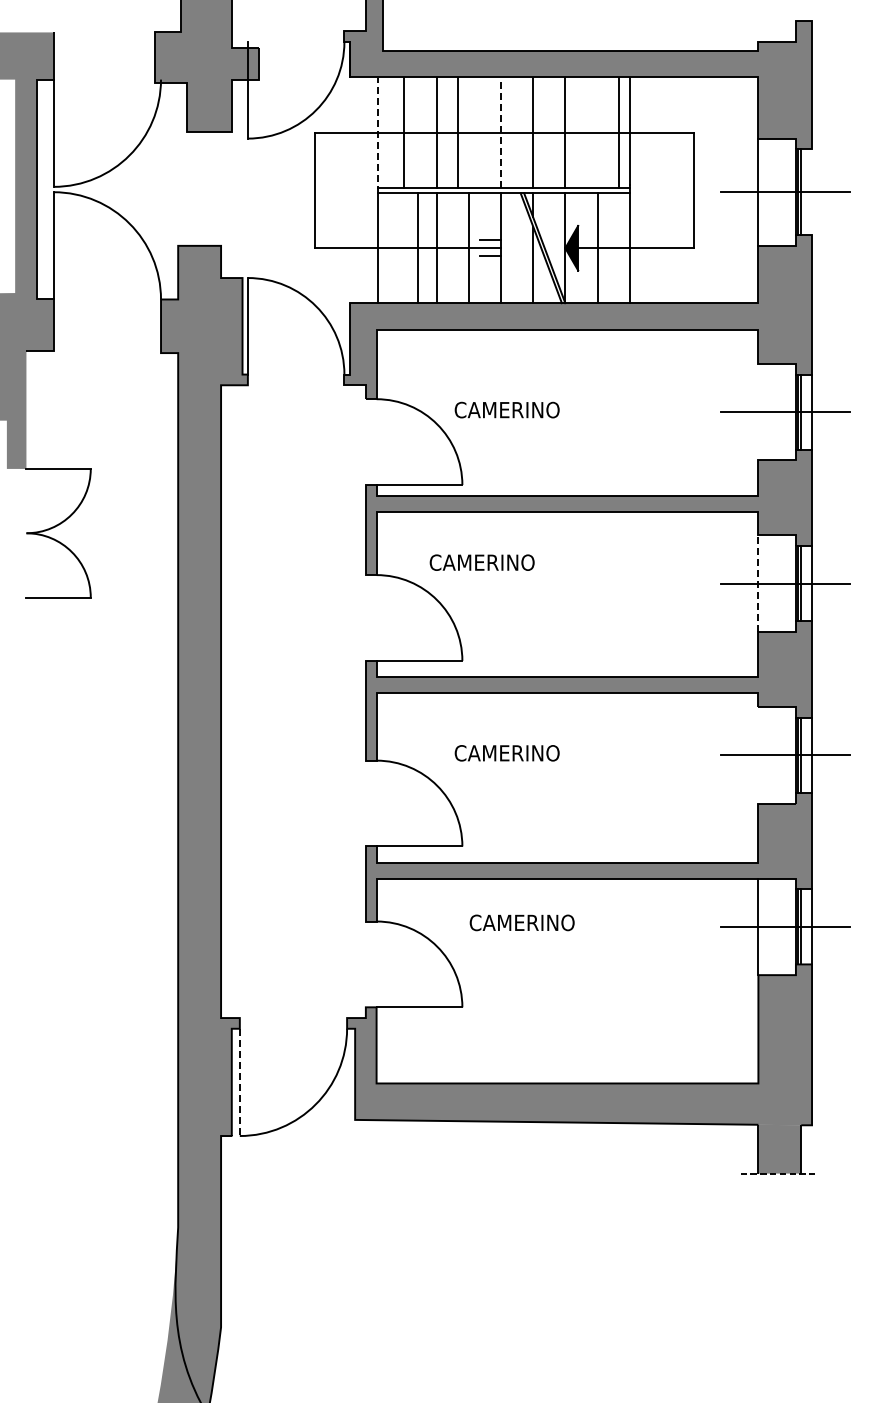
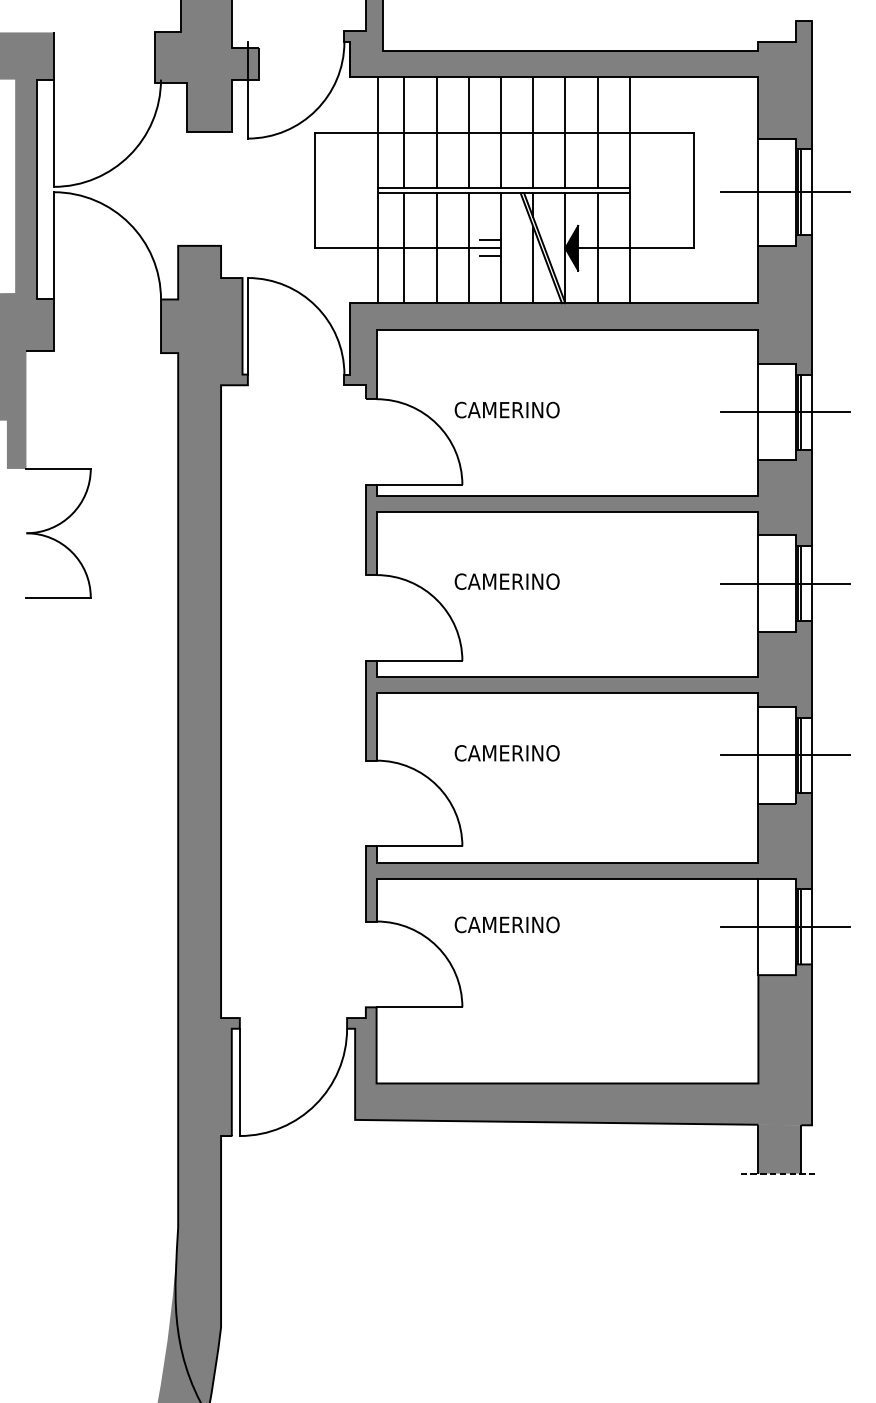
line position: (457, 132) -> (468, 132) (468, 132)
line: dashed -> solid (500, 132)
line position: (618, 132) -> (597, 132) (597, 132)
line: dashed -> solid (377, 135)
line: none -> present (812, 192)
line position: (418, 248) -> (404, 248) (404, 248)
line: none -> present (758, 411)
text position: (481, 562) -> (506, 581) (506, 581)
line: dashed -> solid (758, 583)
line: none -> present (758, 755)
text position: (521, 922) -> (506, 924) (506, 924)
line: dashed -> solid (239, 1082)
